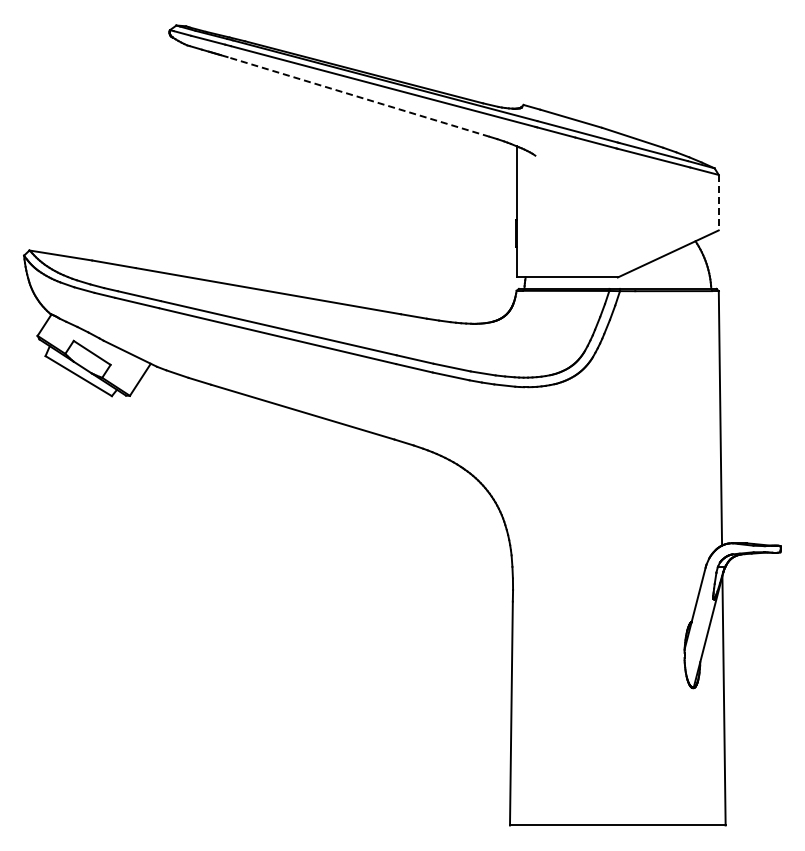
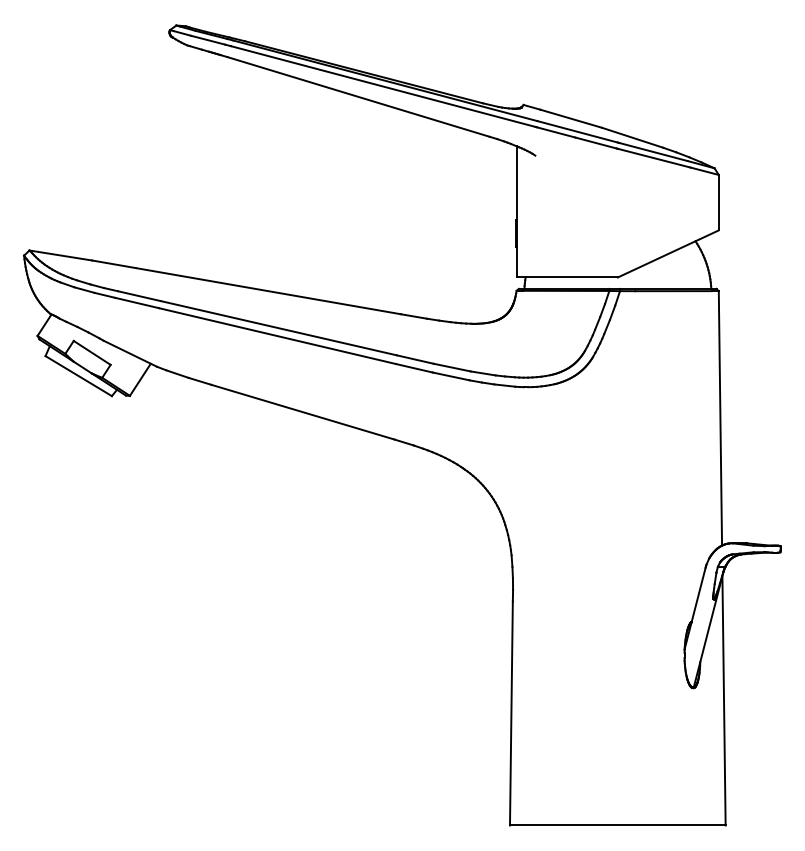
line: dashed -> solid (358, 96)
line: dashed -> solid (718, 202)
